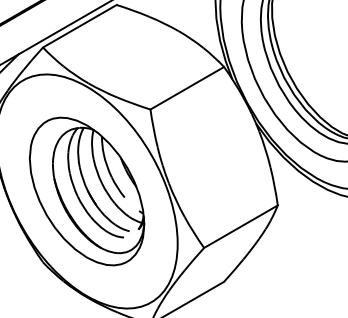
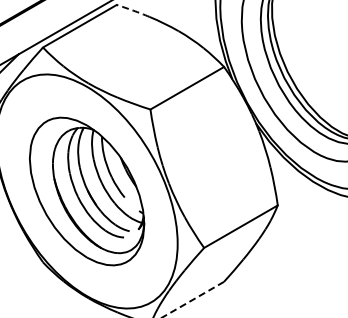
arc: solid -> dashed (133, 10)
line: solid -> dashed (192, 300)
